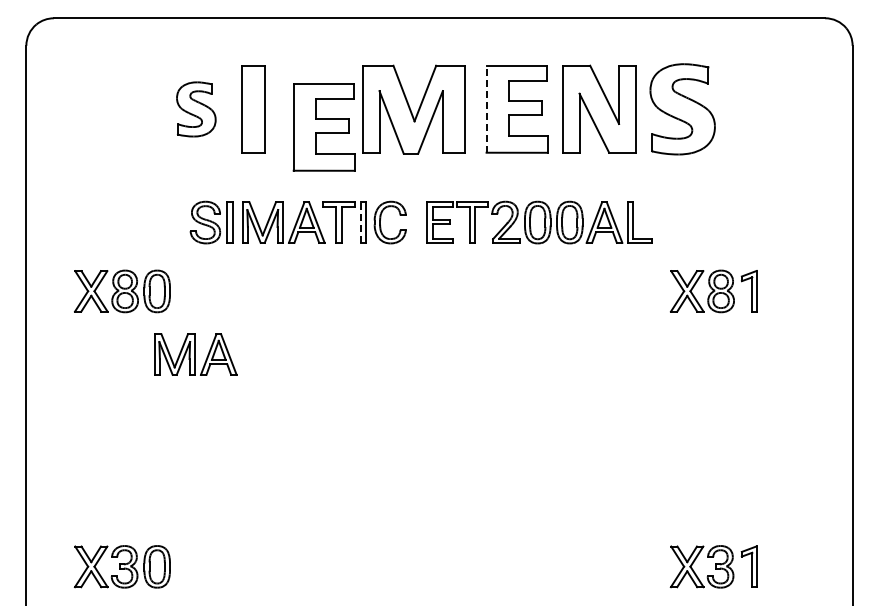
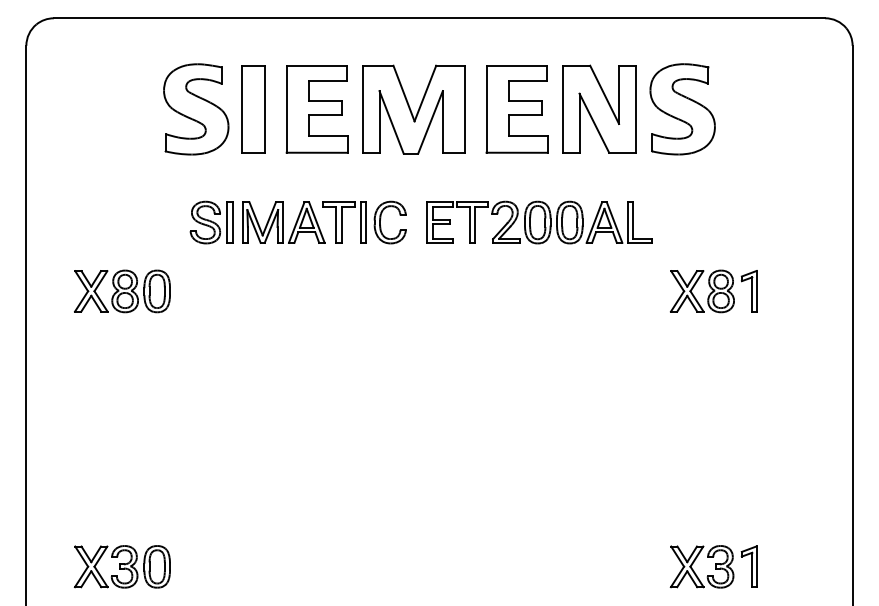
line: dashed -> solid (486, 108)
part size: 41x57 px -> 67x93 px (196, 109)
part position: (323, 127) -> (316, 109) (316, 109)
line: dashed -> solid (360, 222)
part: present -> none (195, 354)
